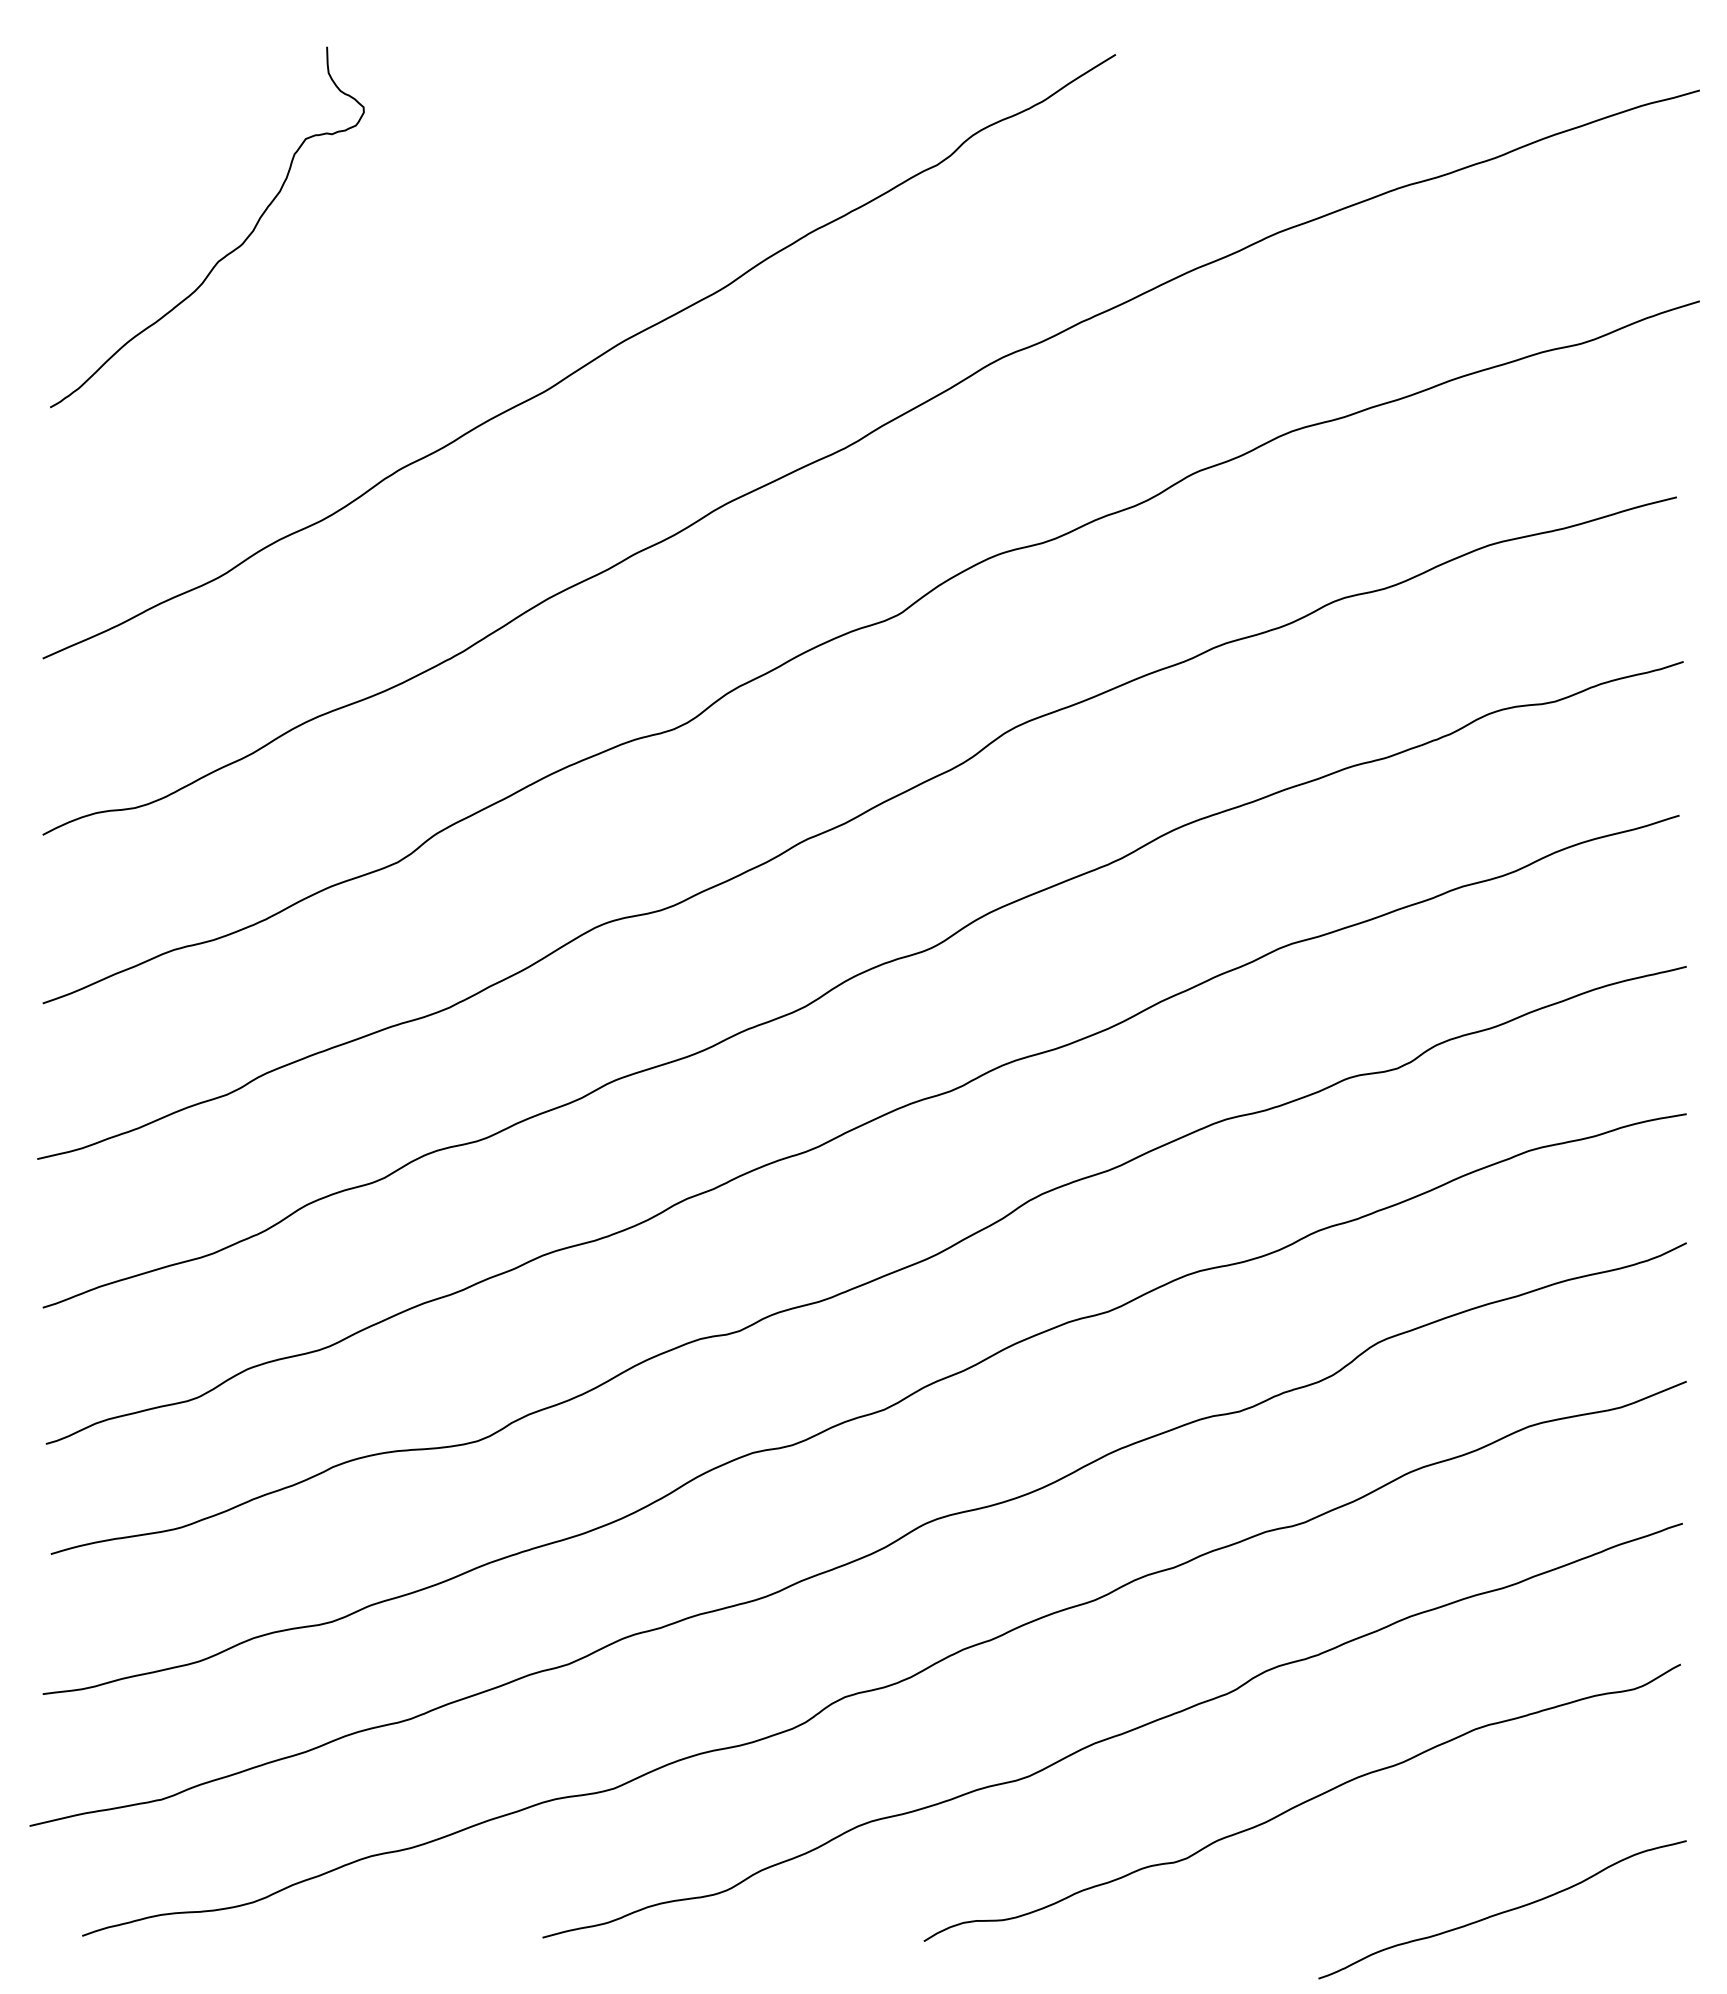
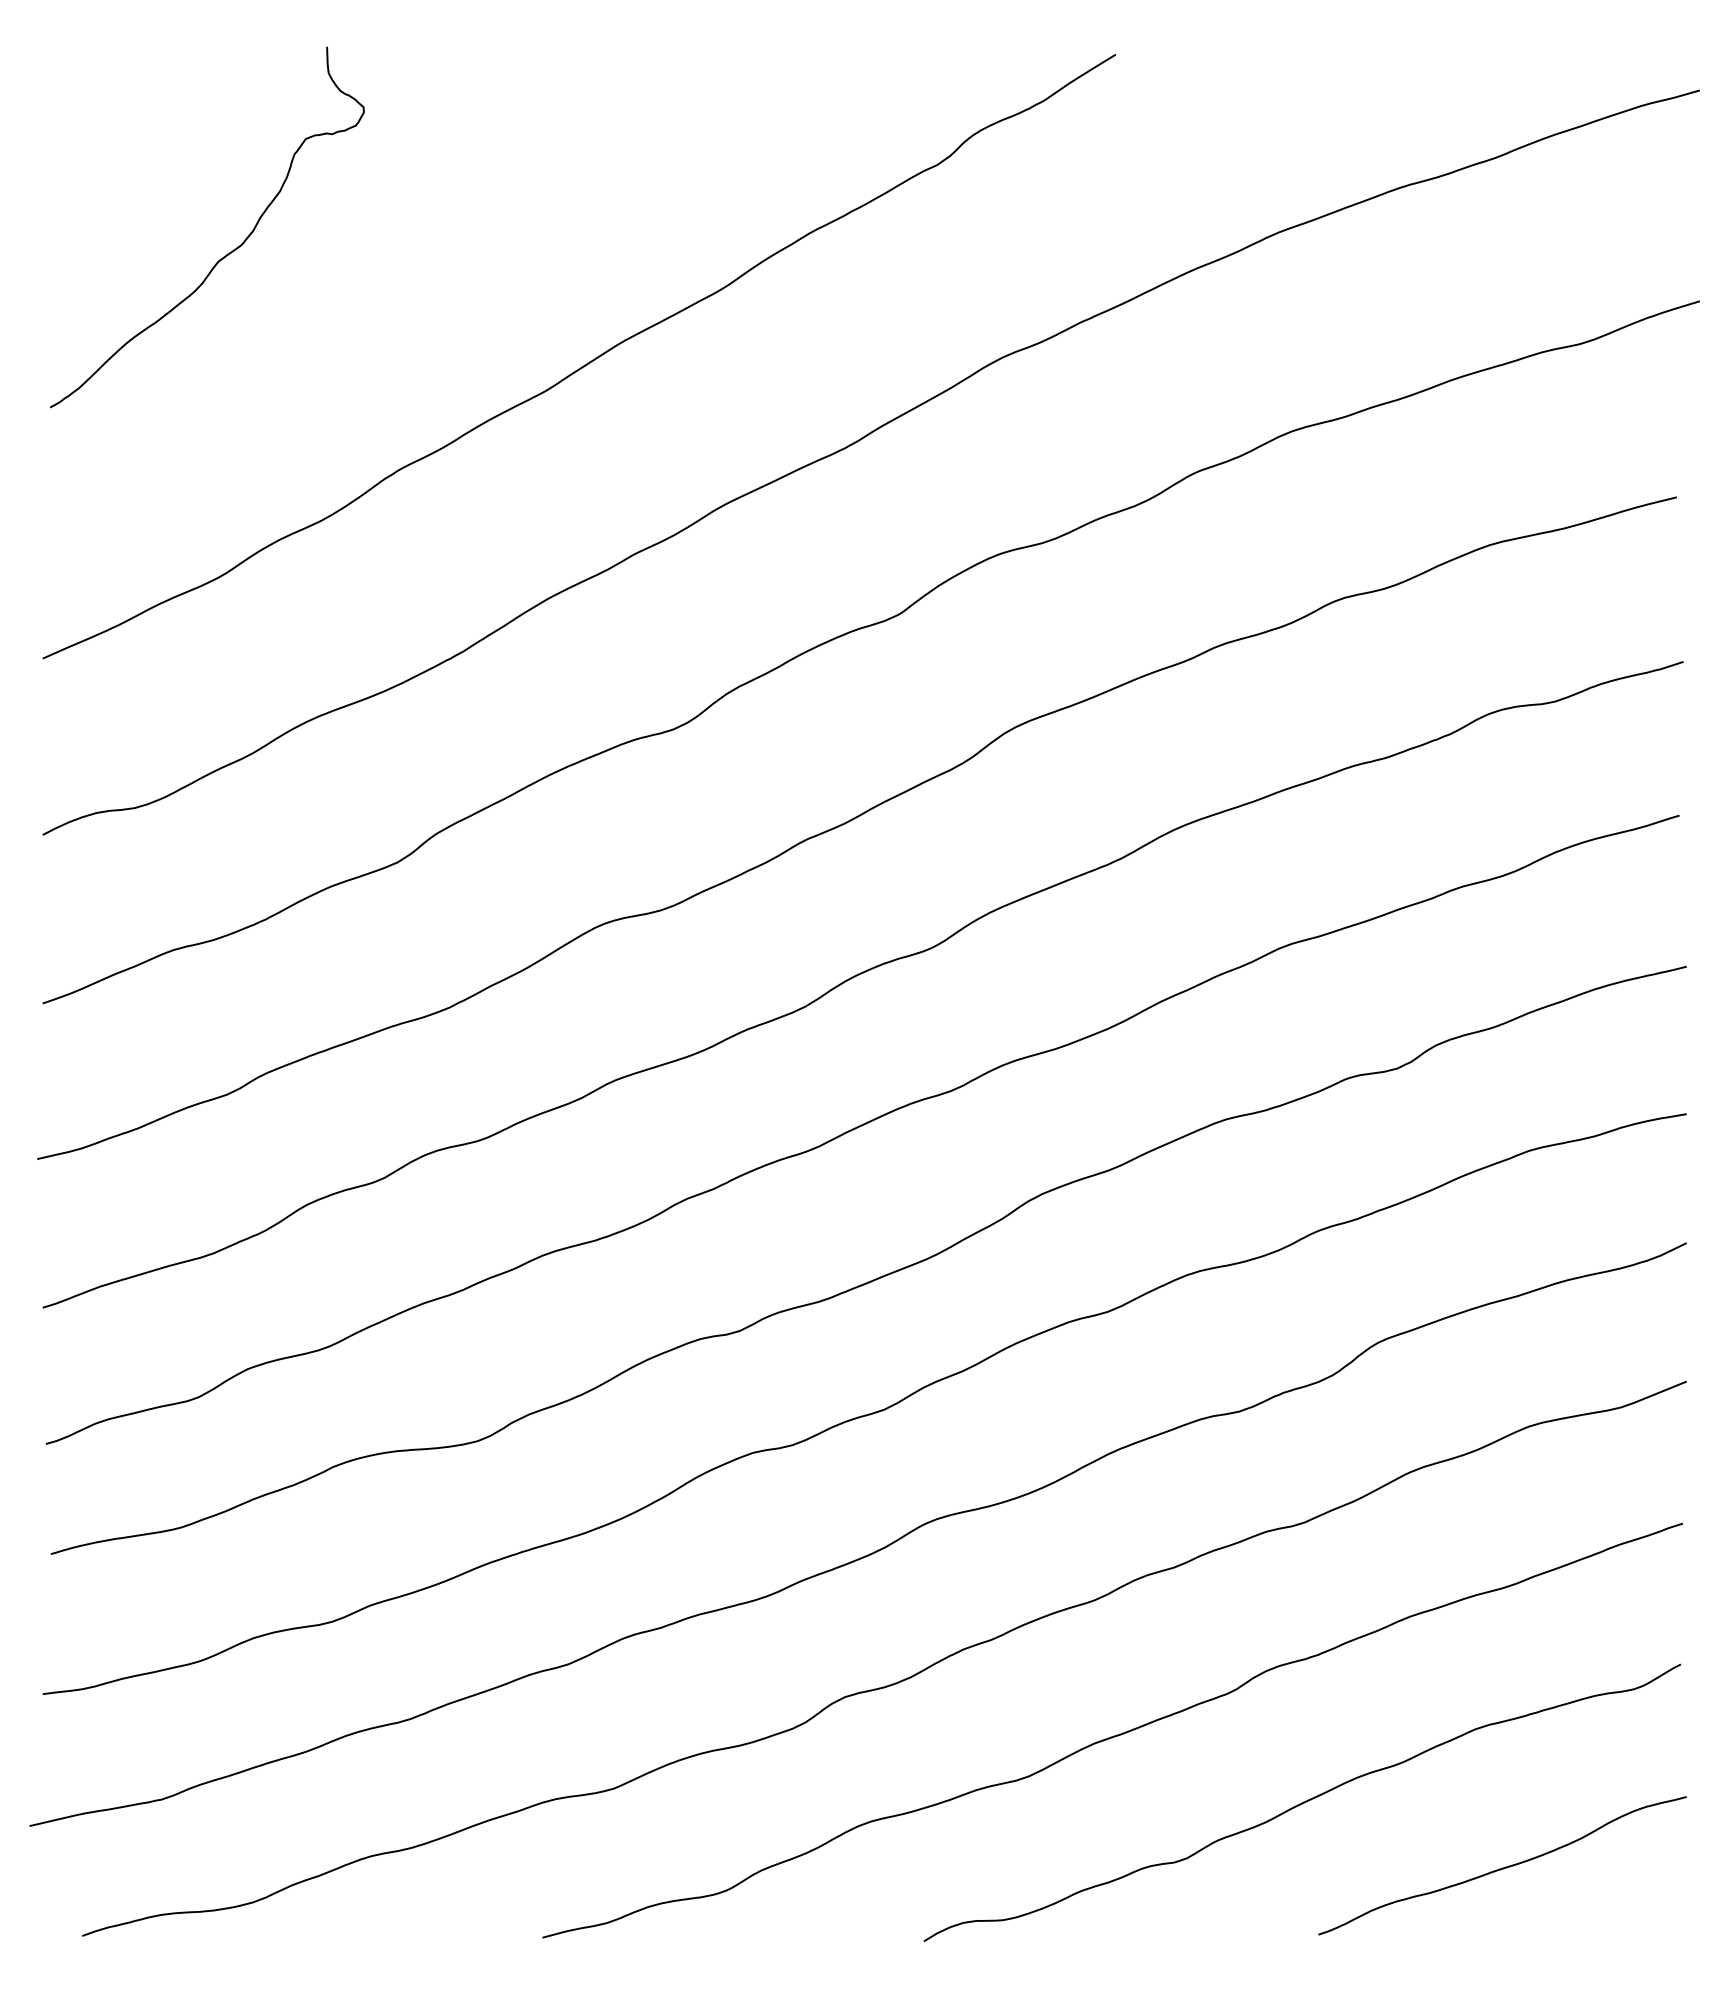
curve position: (1502, 1911) -> (1502, 1867) (1502, 1867)
